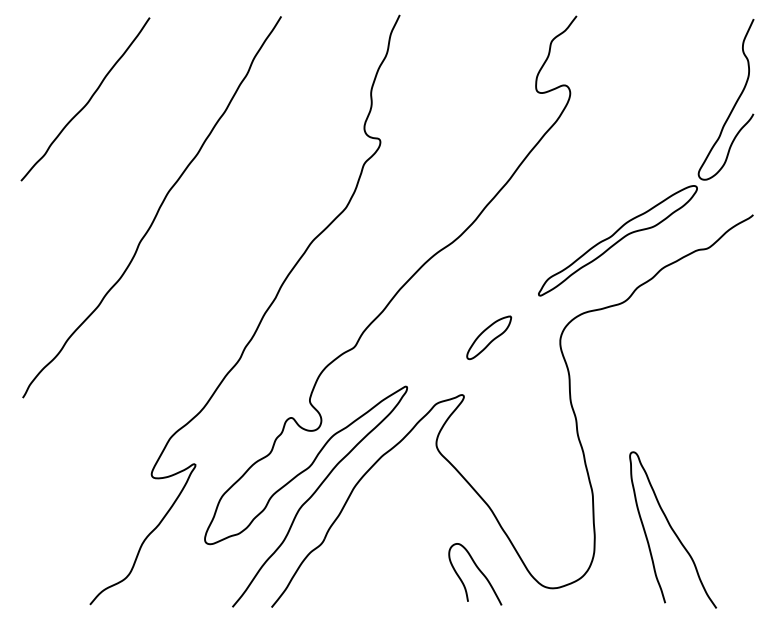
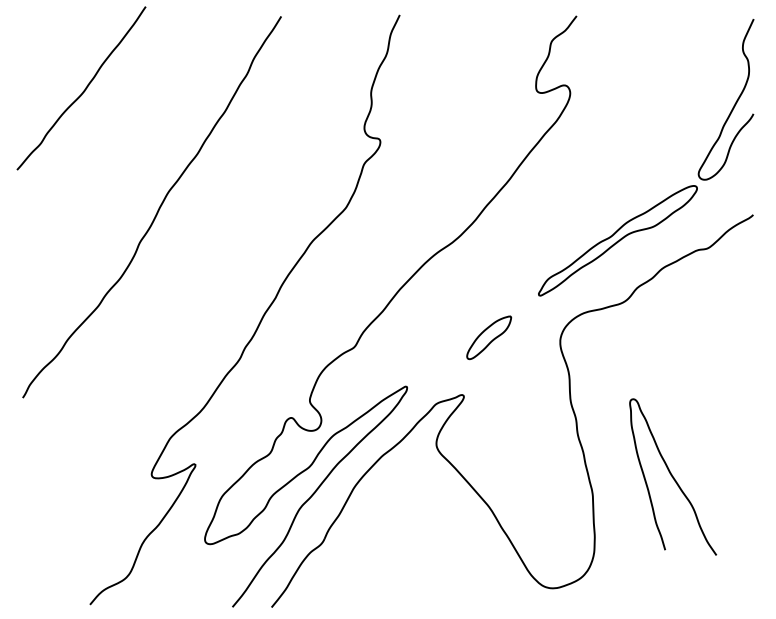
curve position: (87, 101) -> (83, 90) (83, 90)
curve position: (673, 529) -> (673, 476) (673, 476)
curve: present -> none (478, 570)
